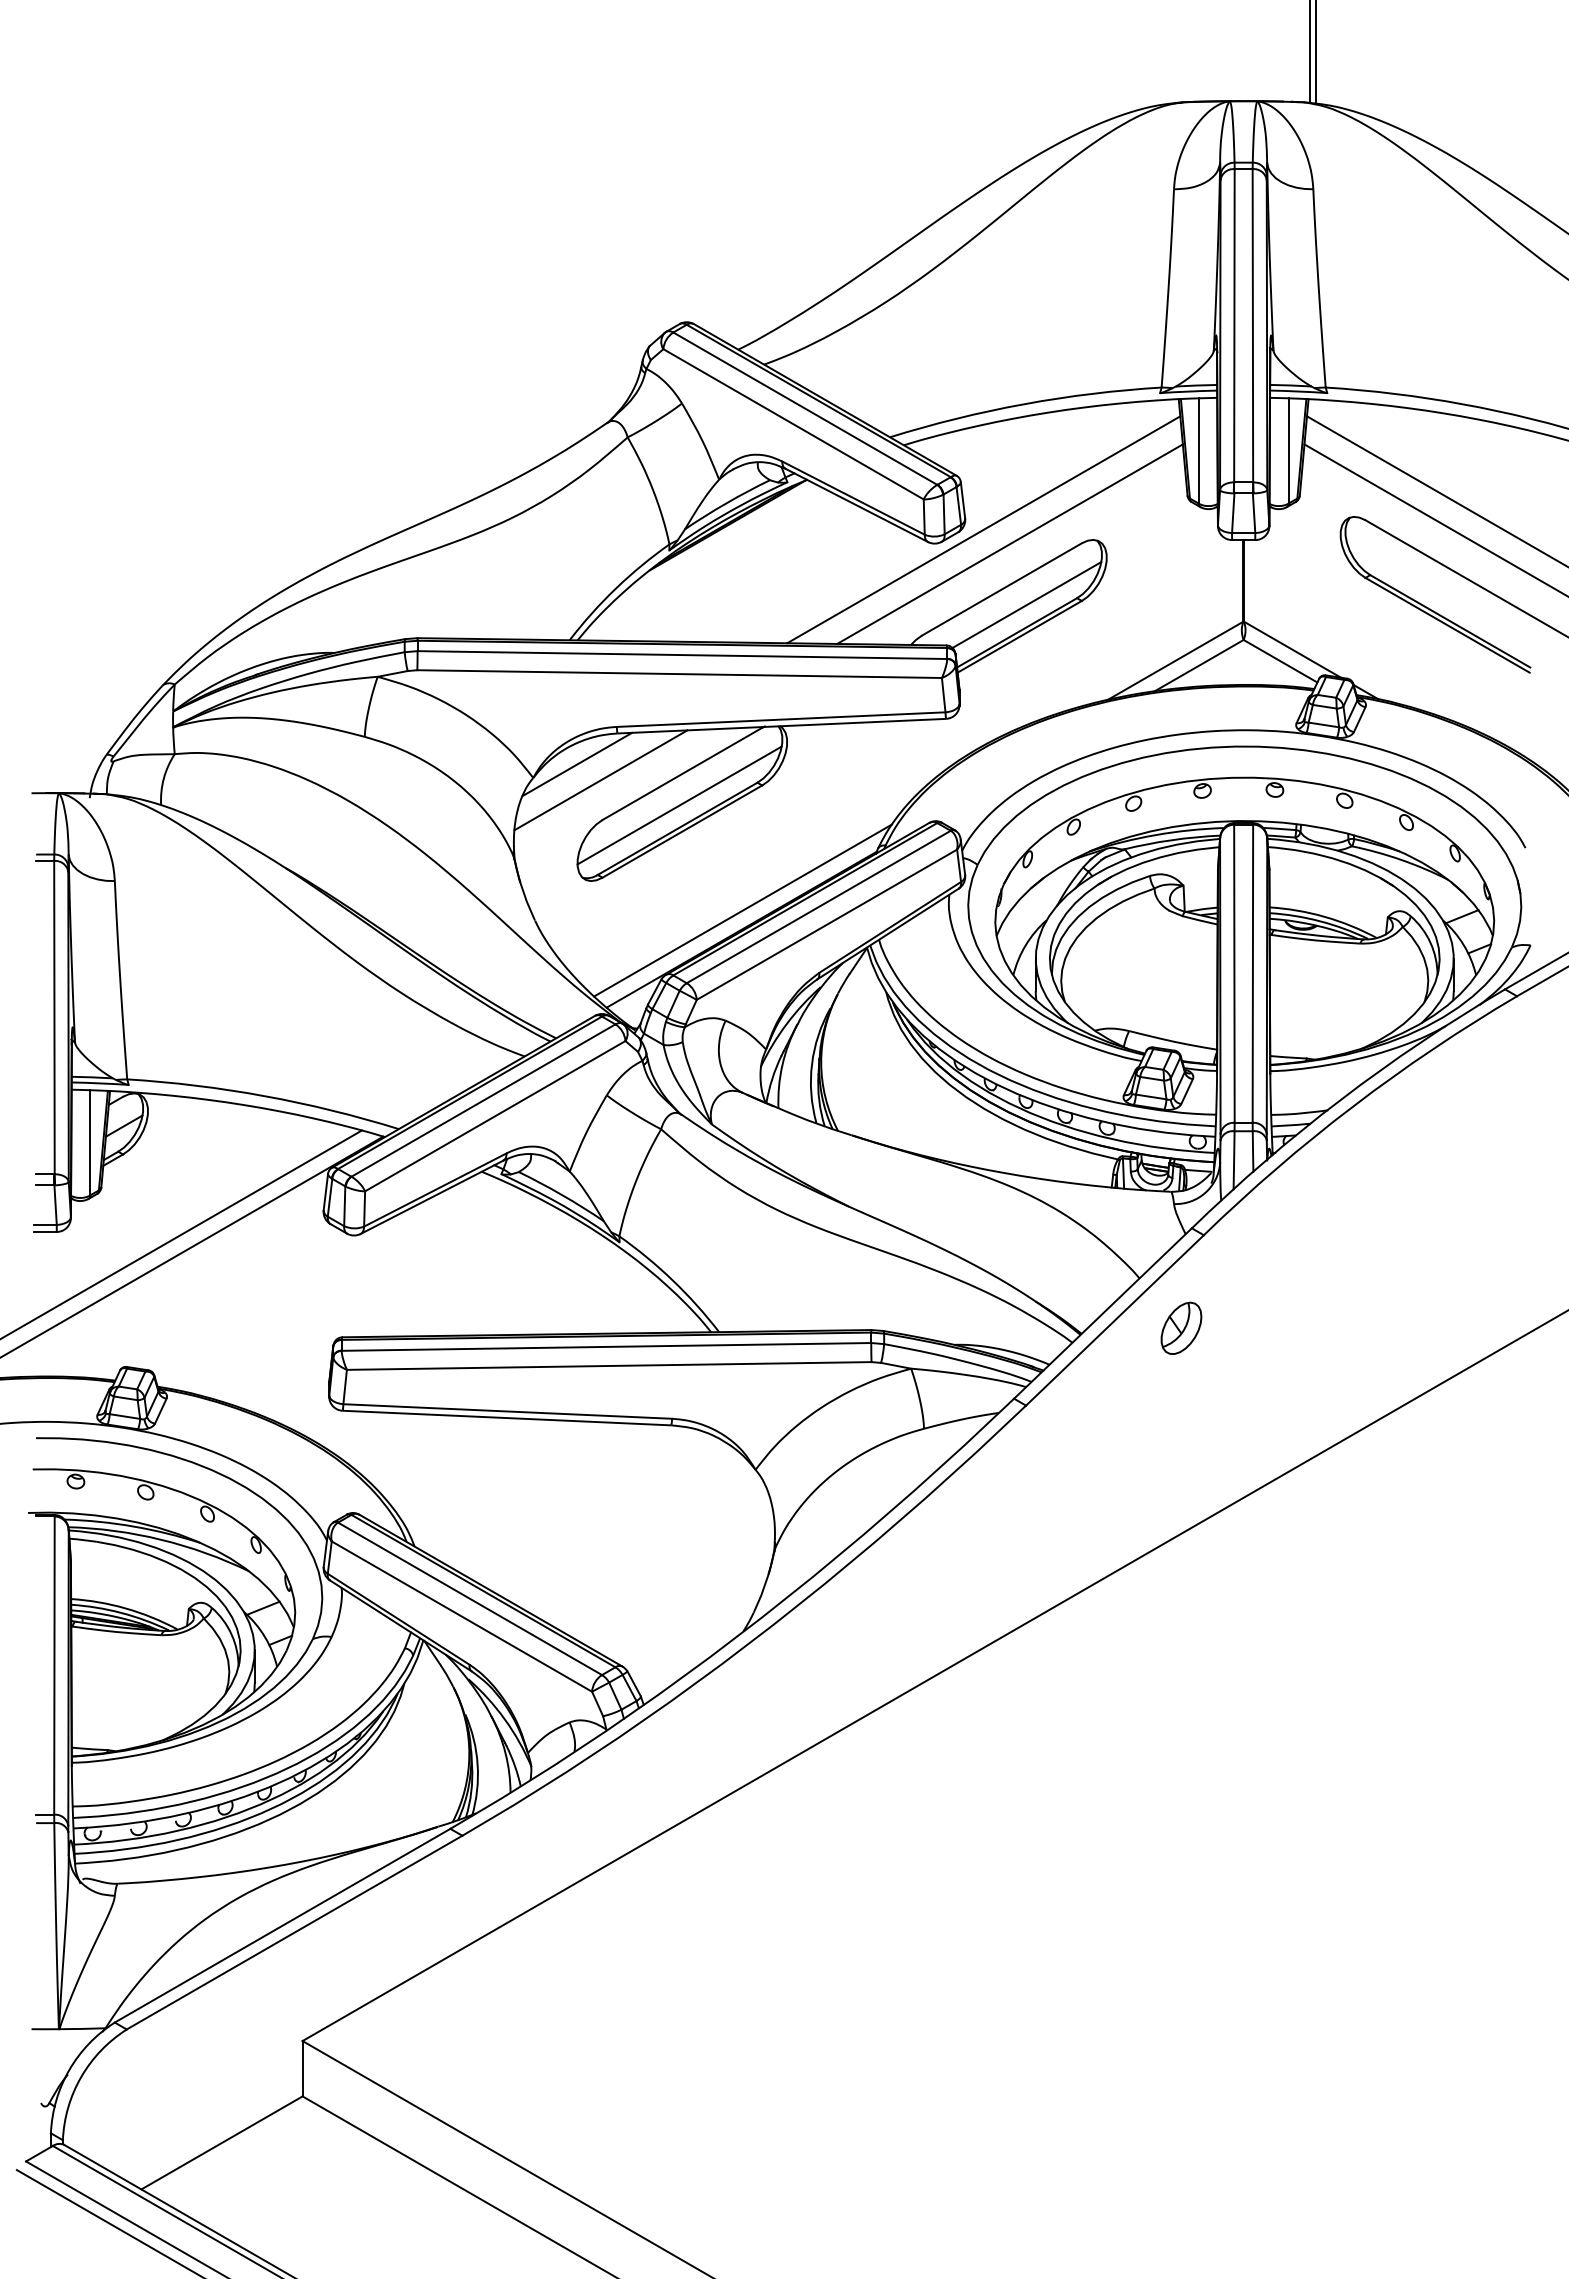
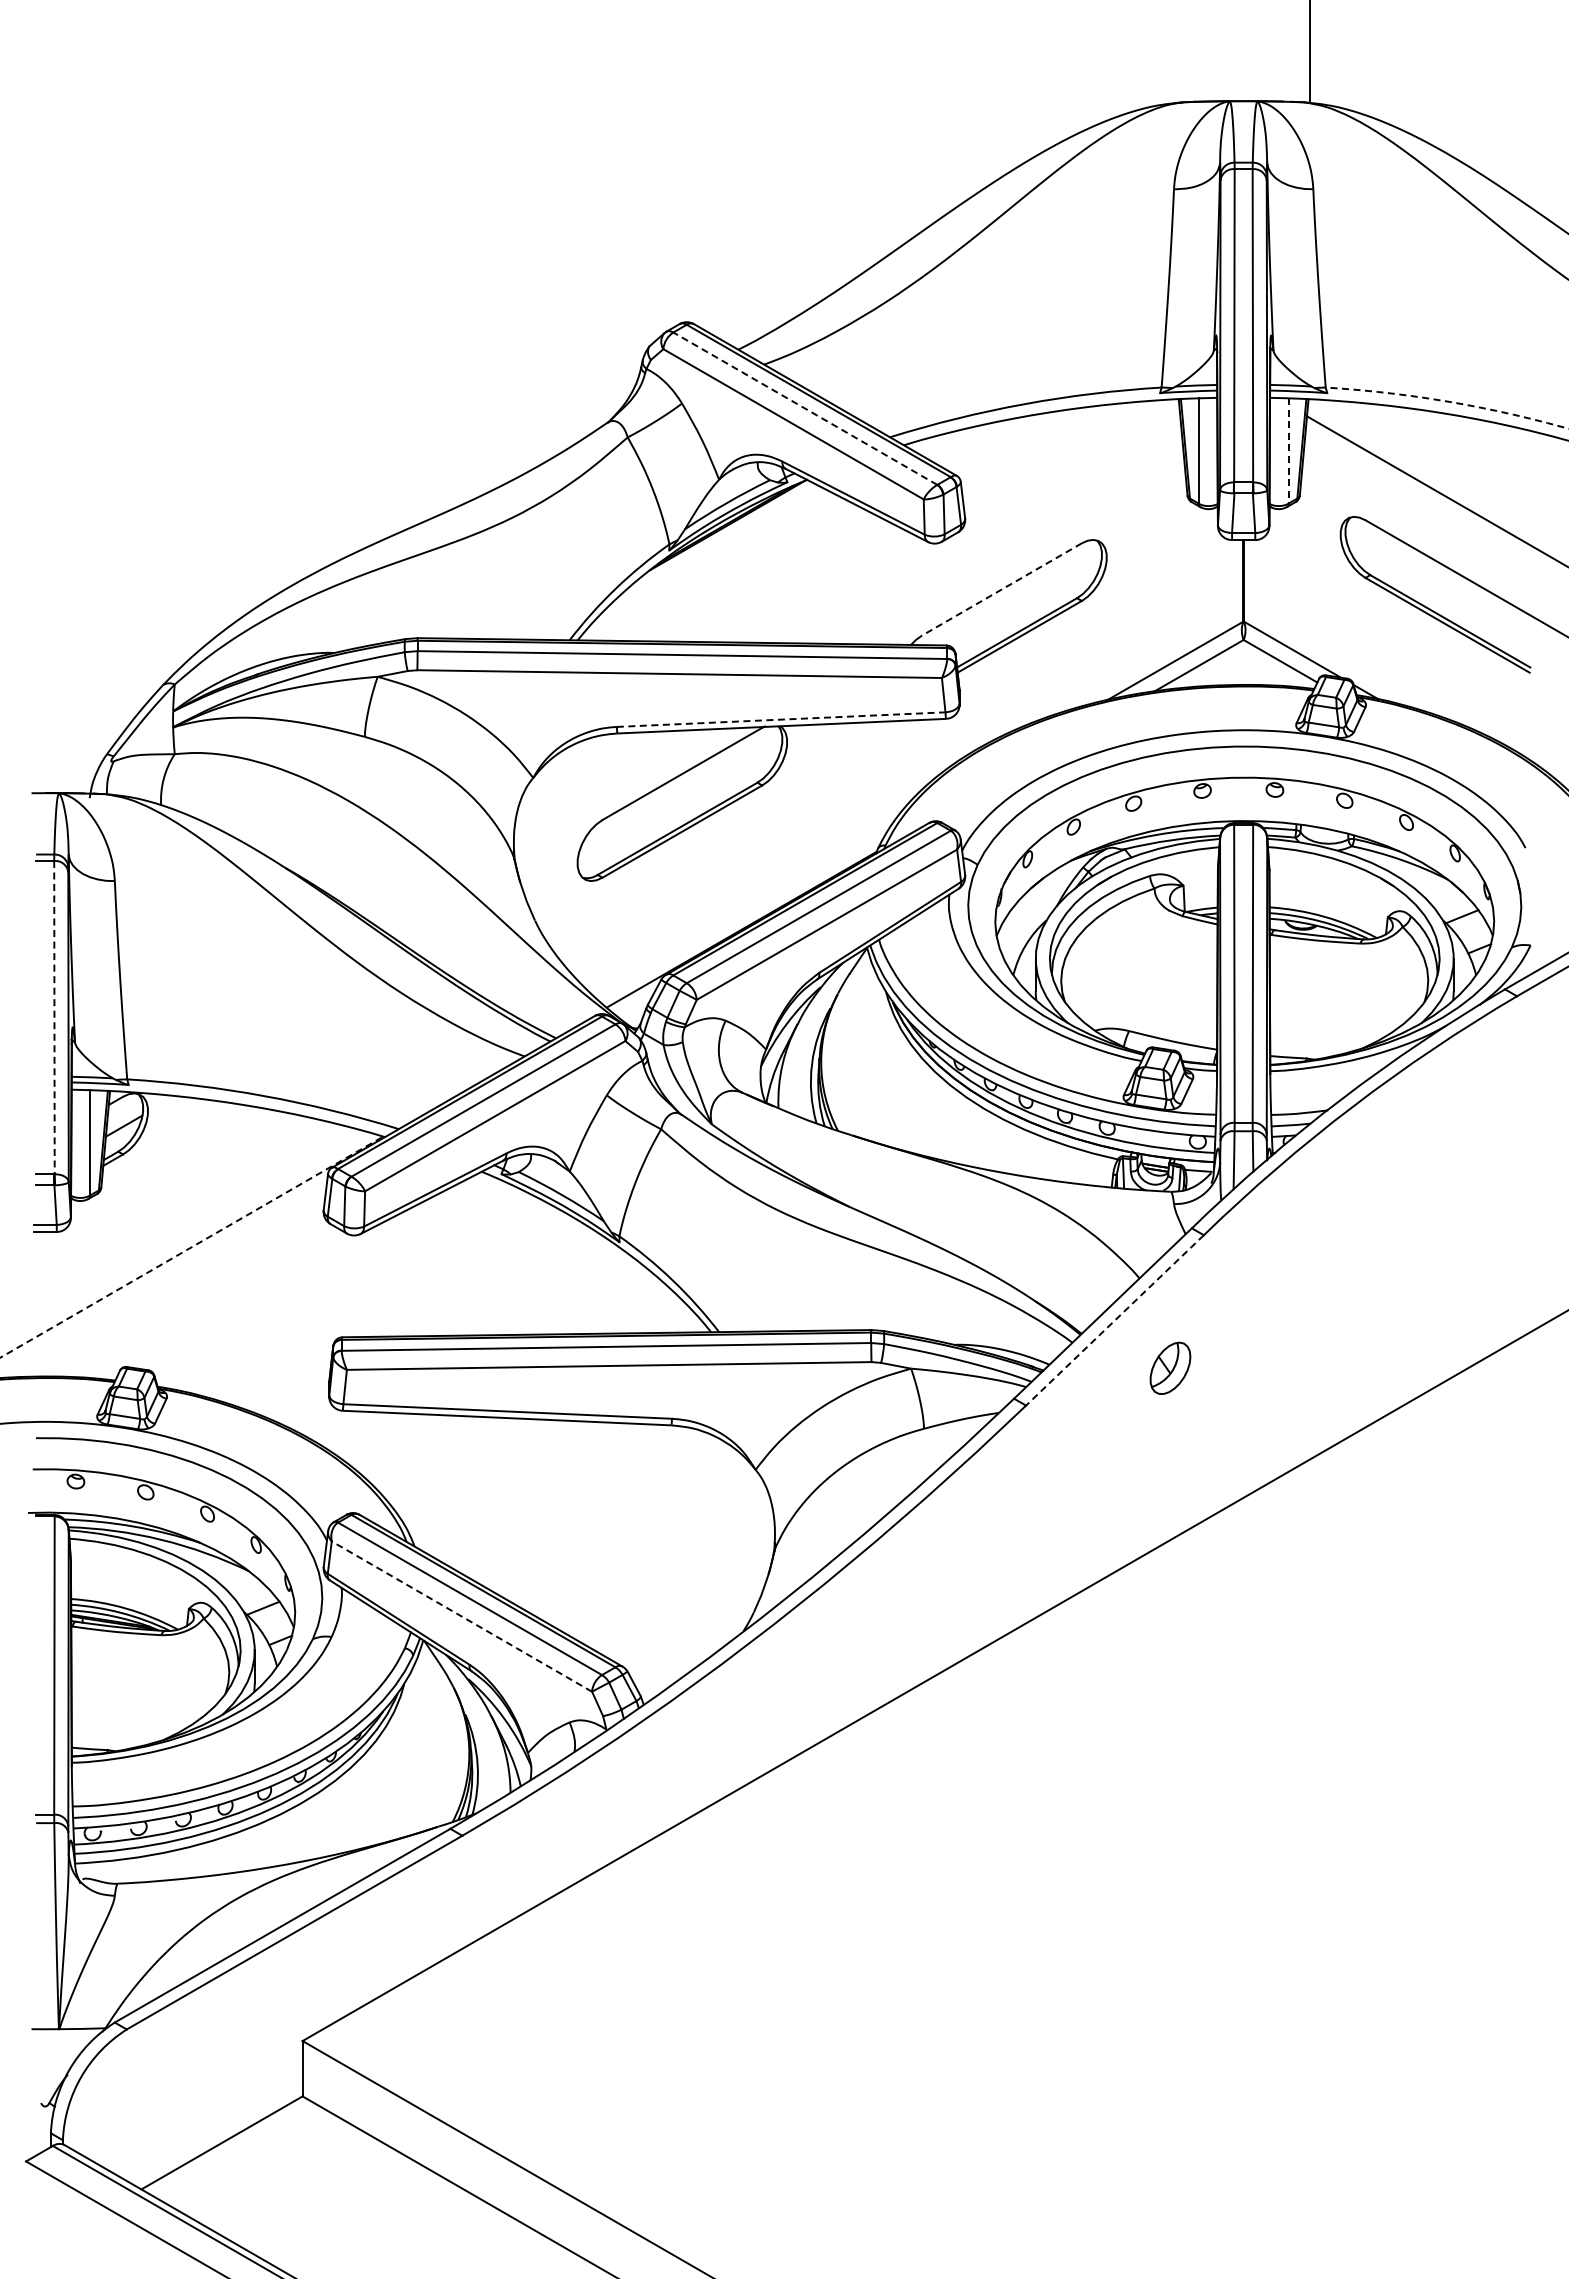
line: present -> none (1316, 52)
arc: solid -> dashed (1448, 401)
line: solid -> dashed (804, 408)
line: solid -> dashed (1288, 450)
line: present -> none (1434, 519)
line: present -> none (983, 529)
line: present -> none (1009, 543)
line: solid -> dashed (1001, 589)
line: present -> none (1026, 605)
line: solid -> dashed (781, 719)
line: present -> none (577, 763)
line: present -> none (600, 780)
line: present -> none (679, 805)
line: present -> none (742, 910)
line: solid -> dashed (54, 1017)
line: present -> none (181, 1234)
line: solid -> dashed (192, 1246)
line: solid -> dashed (1114, 1320)
part position: (1181, 1327) -> (1170, 1367) (1170, 1367)
line: solid -> dashed (461, 1616)
line: present -> none (107, 2222)
